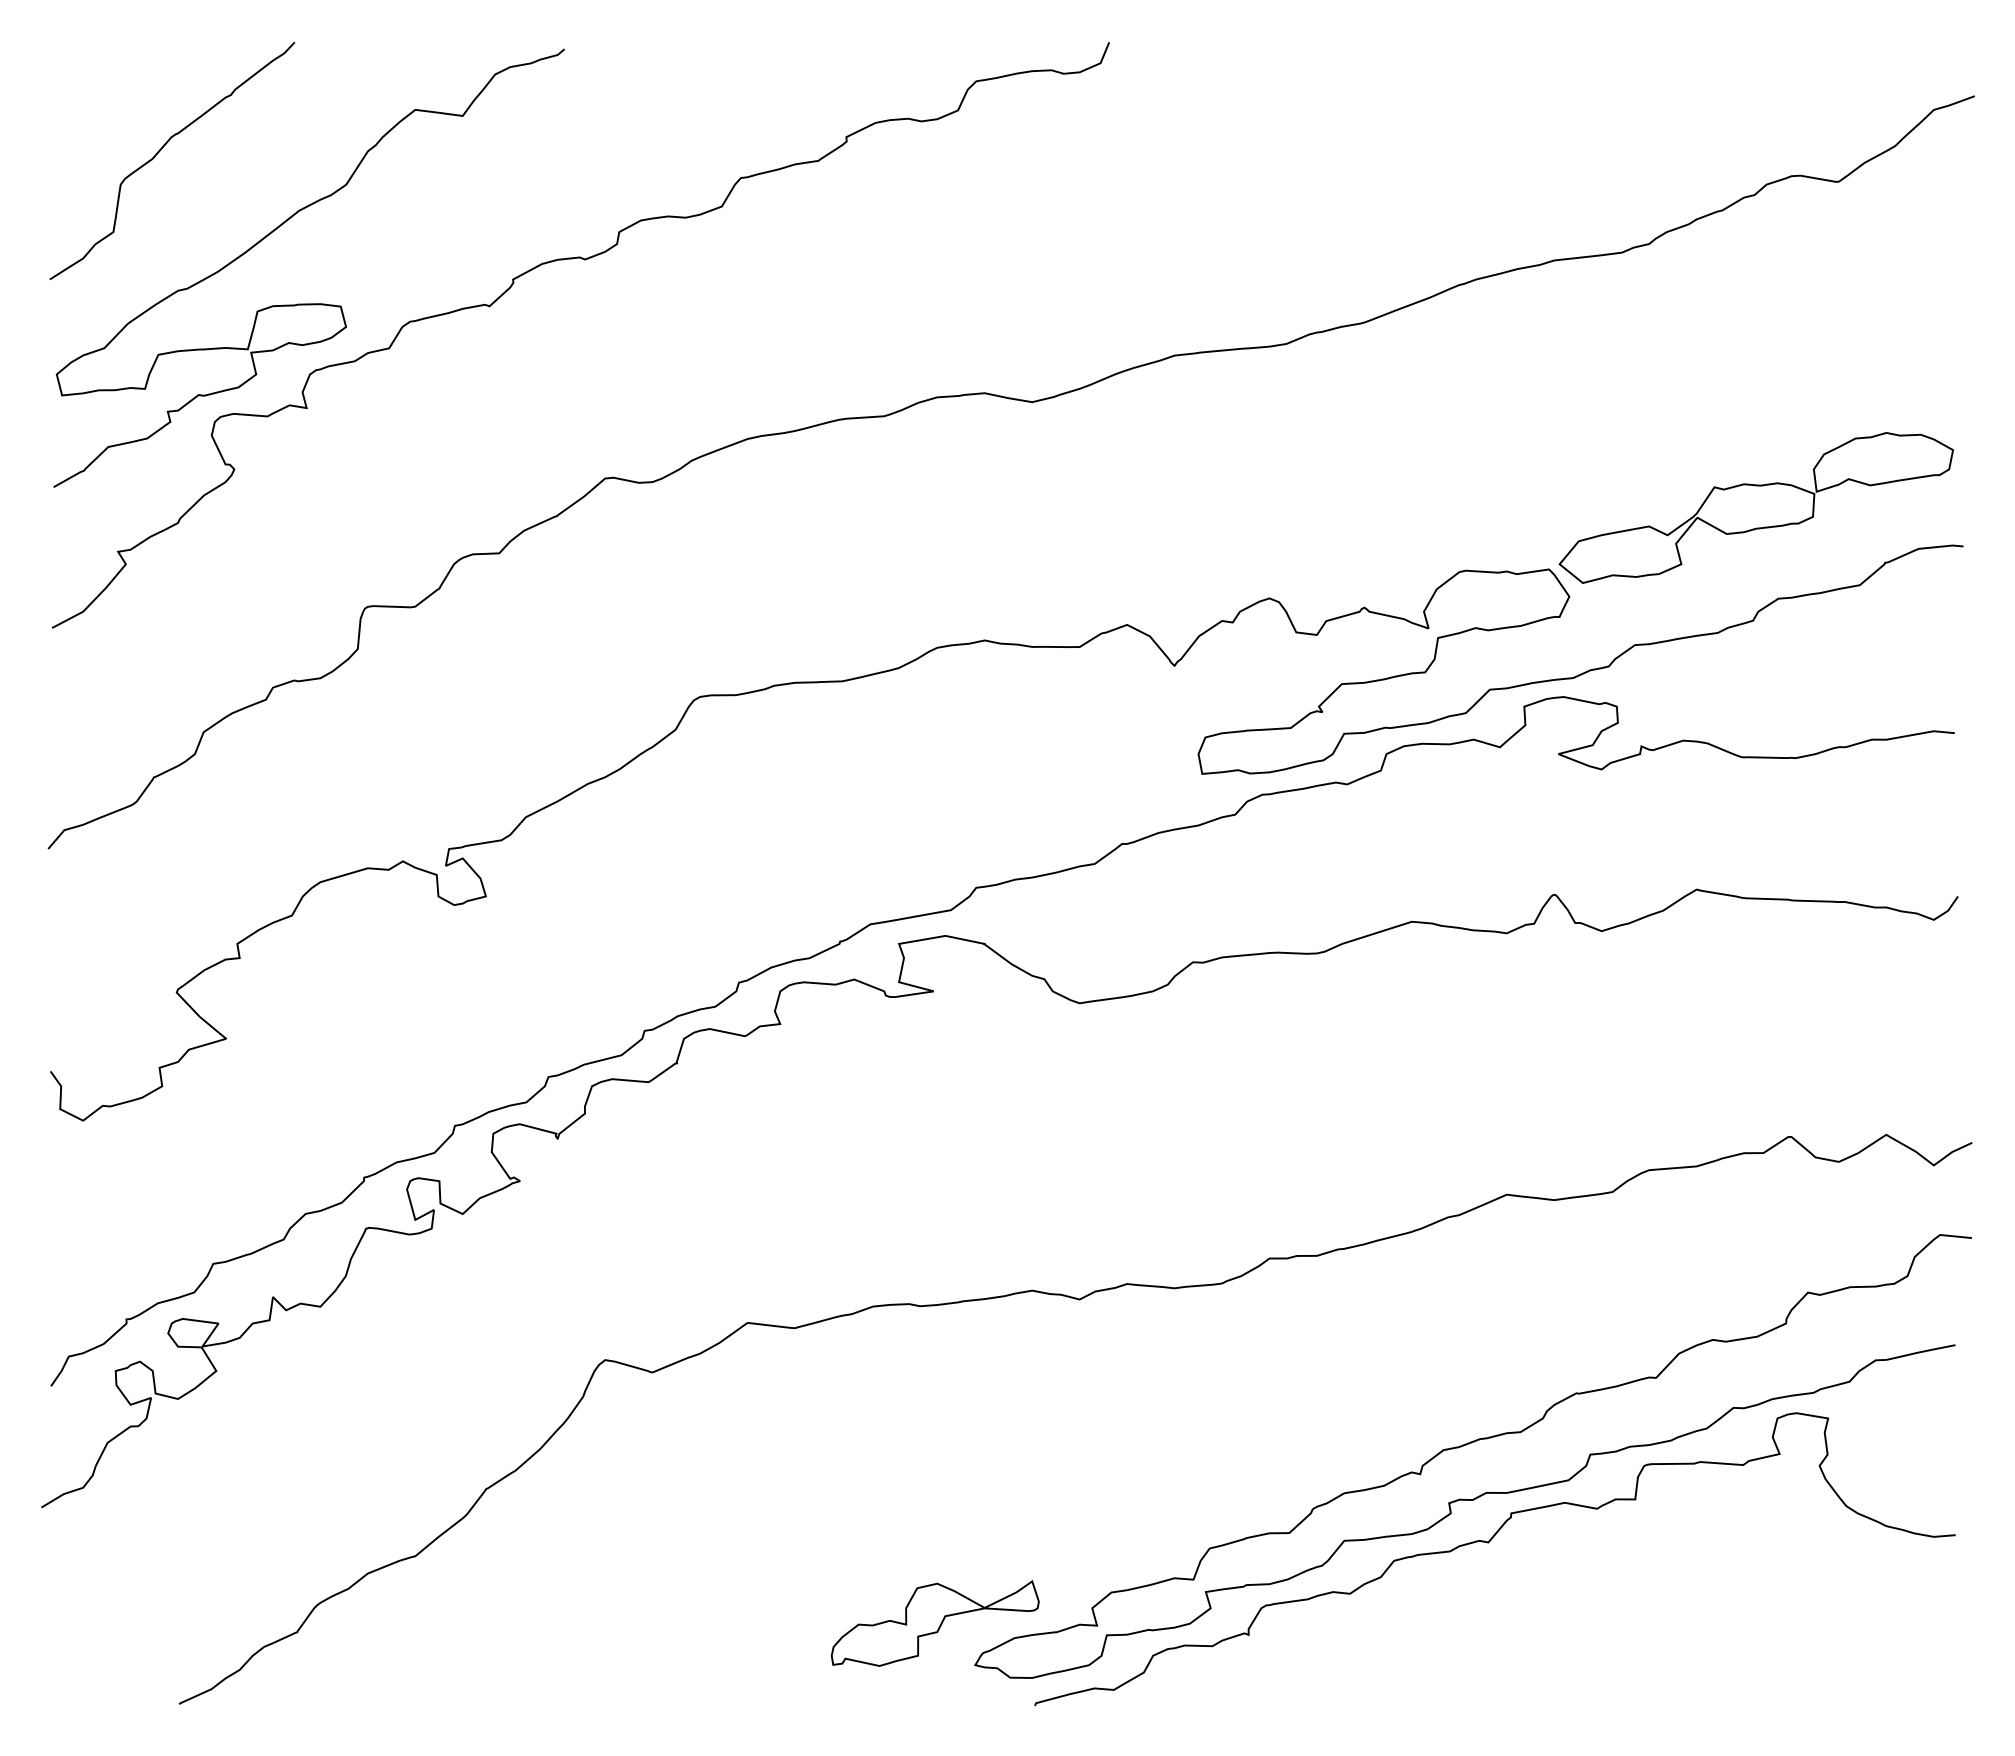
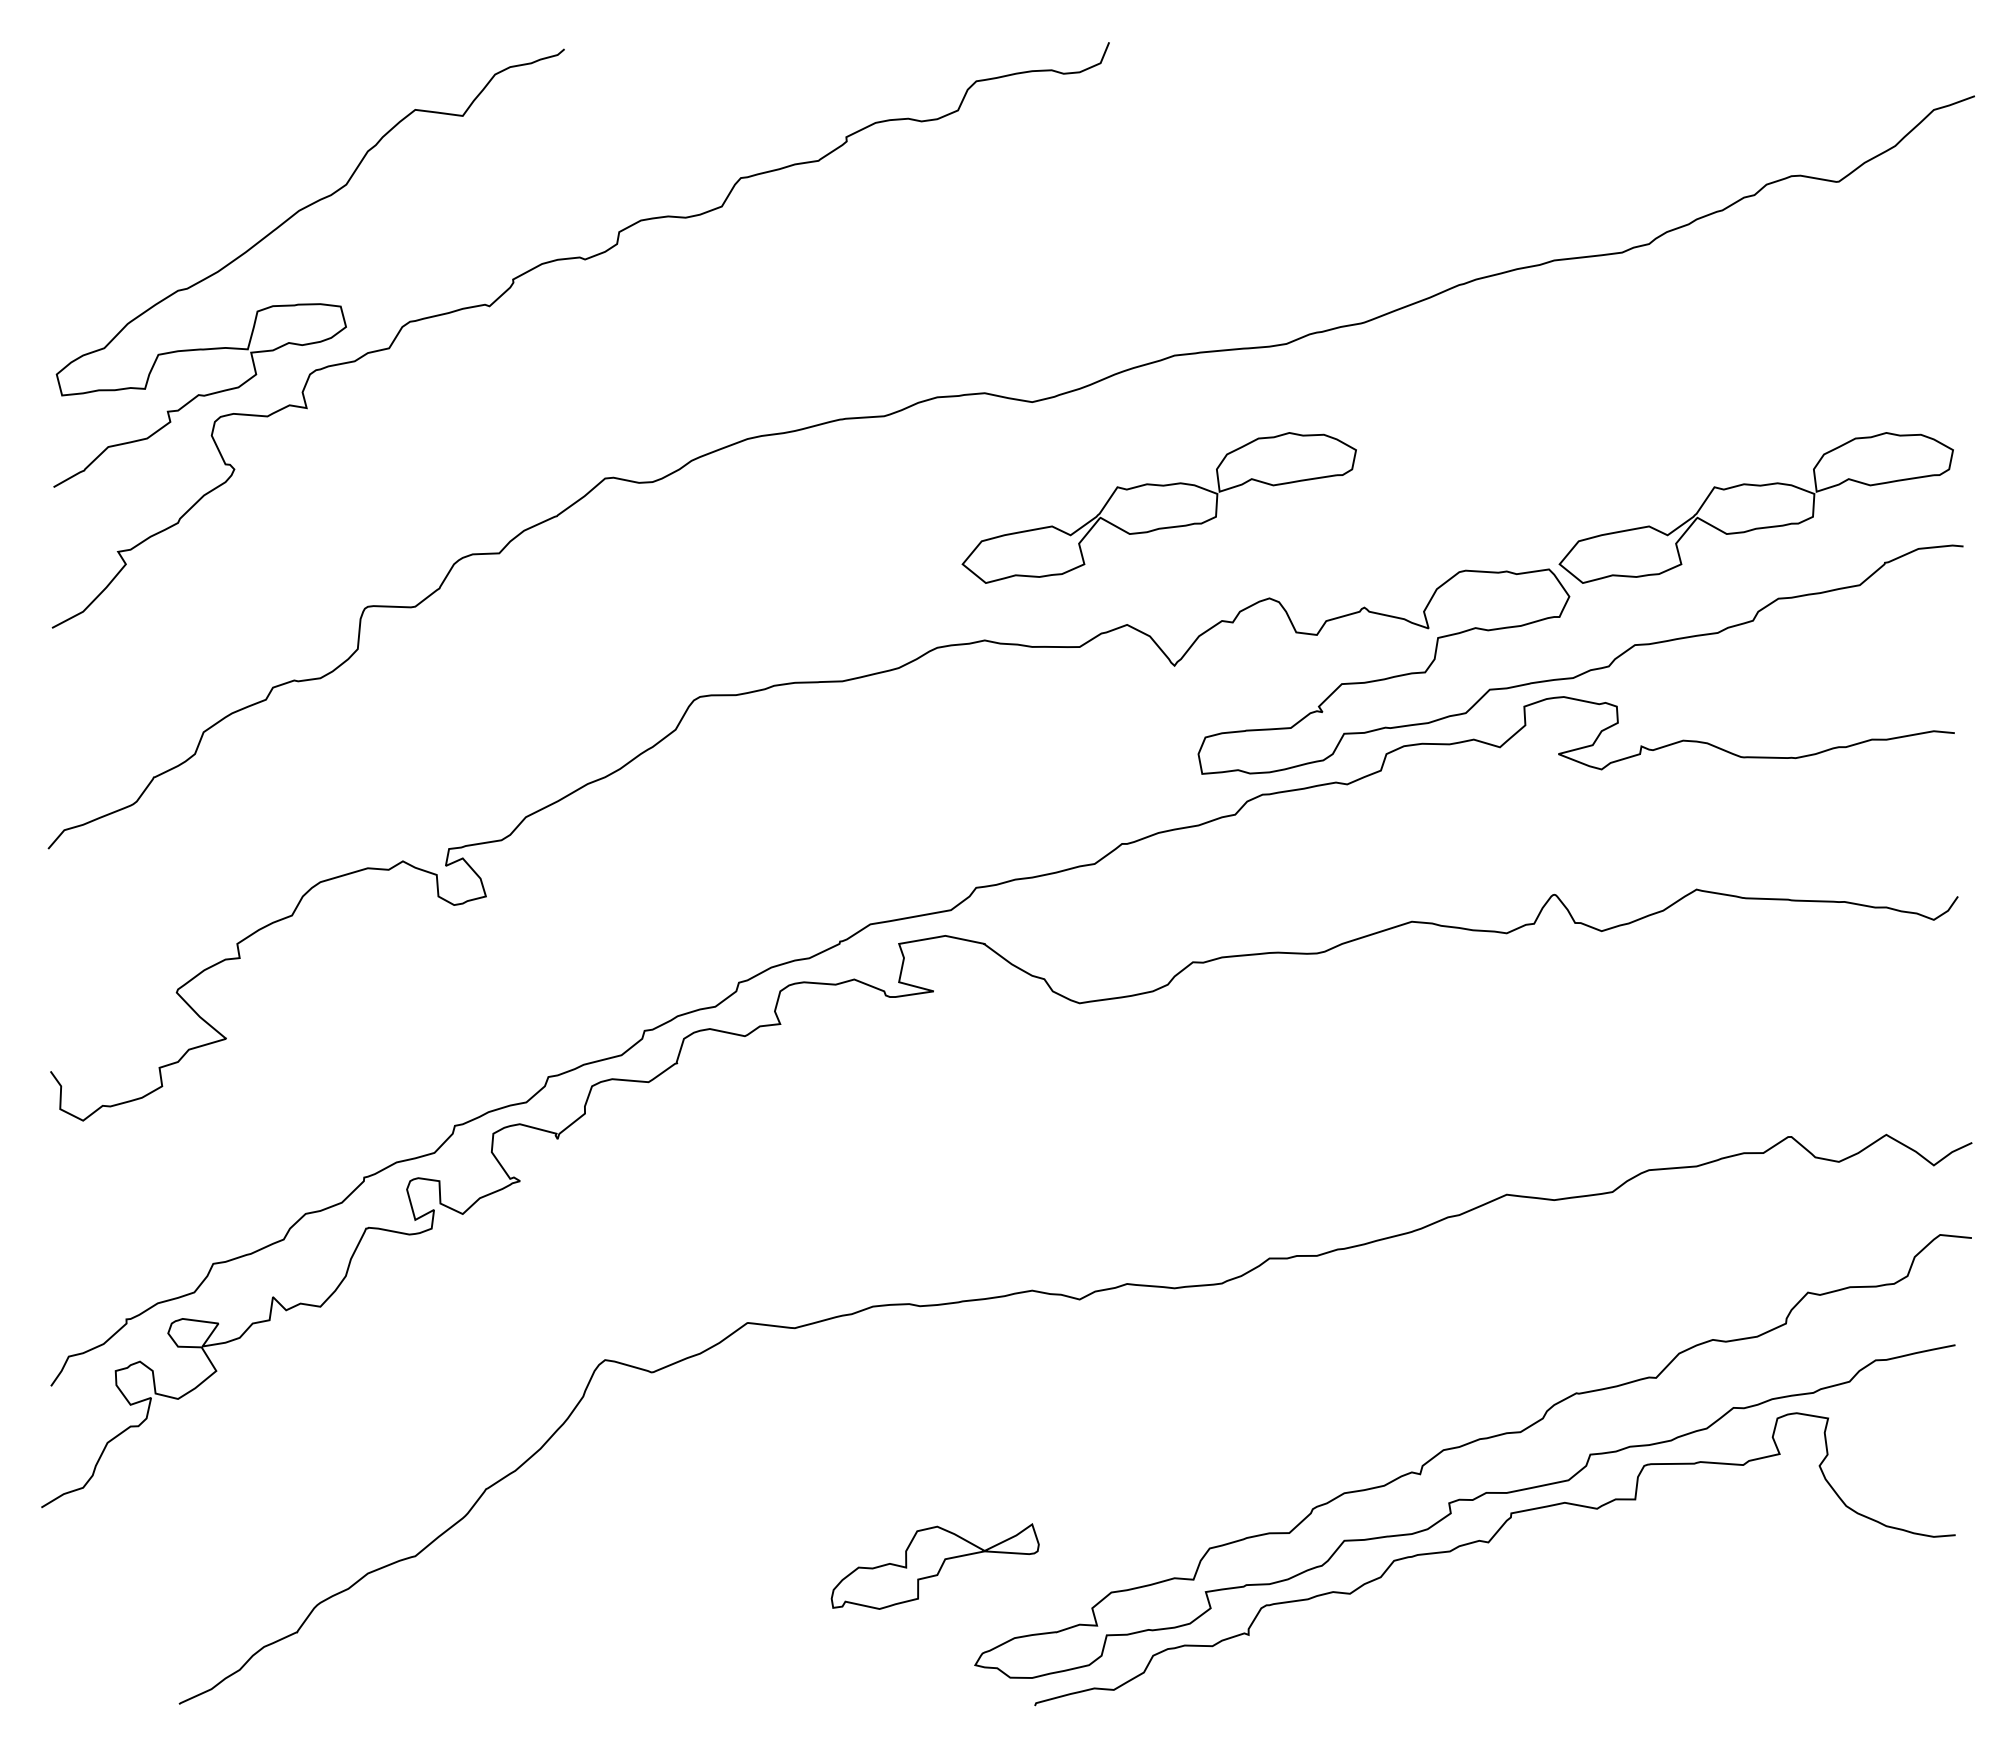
curve: present -> none (161, 150)
part: none -> present (1158, 507)
part position: (934, 1623) -> (934, 1566) (934, 1566)
